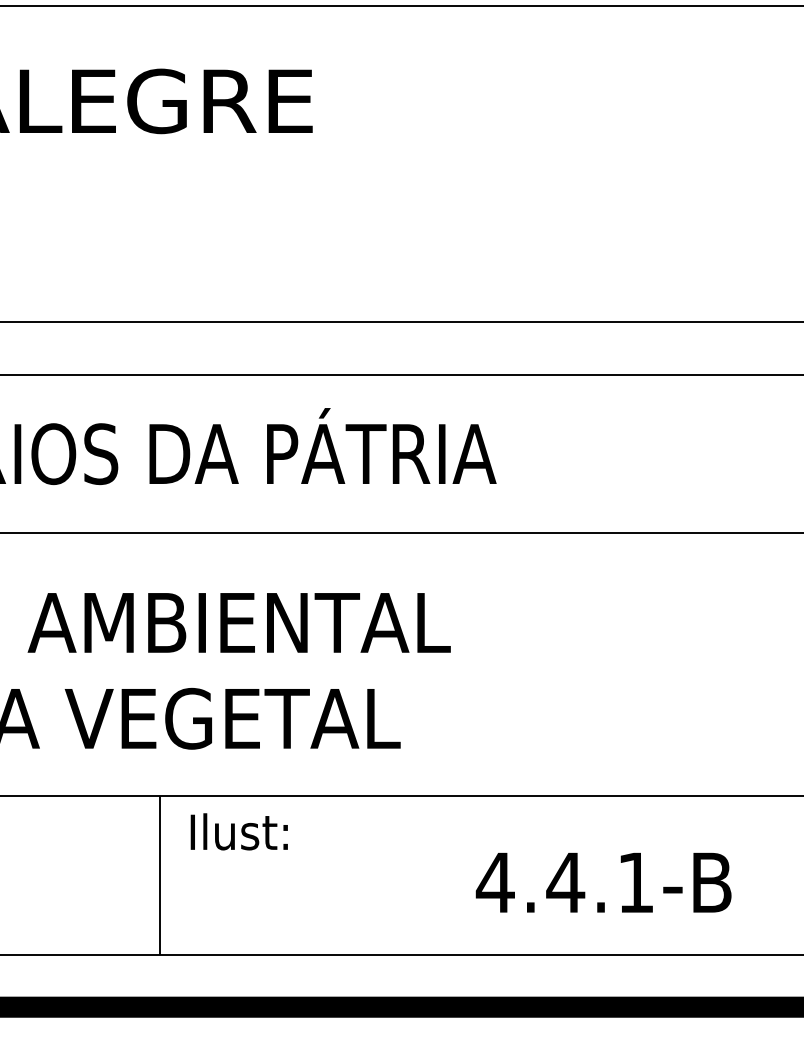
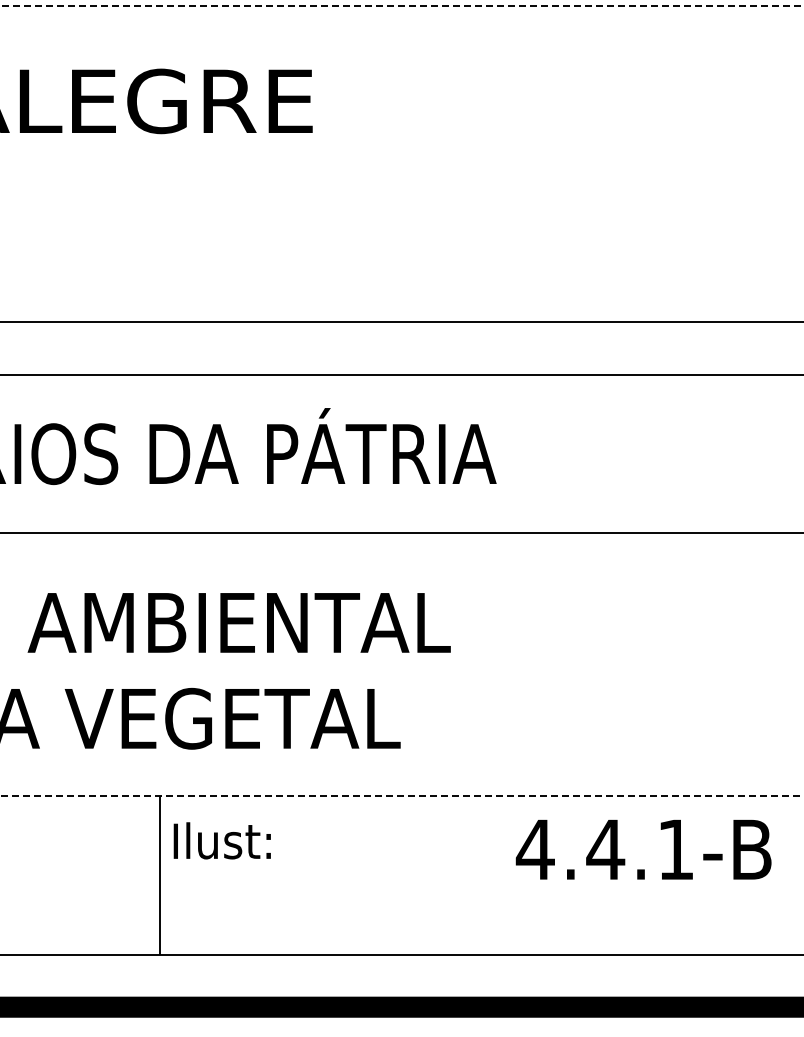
line: solid -> dashed (402, 6)
line: solid -> dashed (402, 796)
text position: (238, 831) -> (221, 840) (221, 840)
text position: (603, 882) -> (643, 849) (643, 849)
